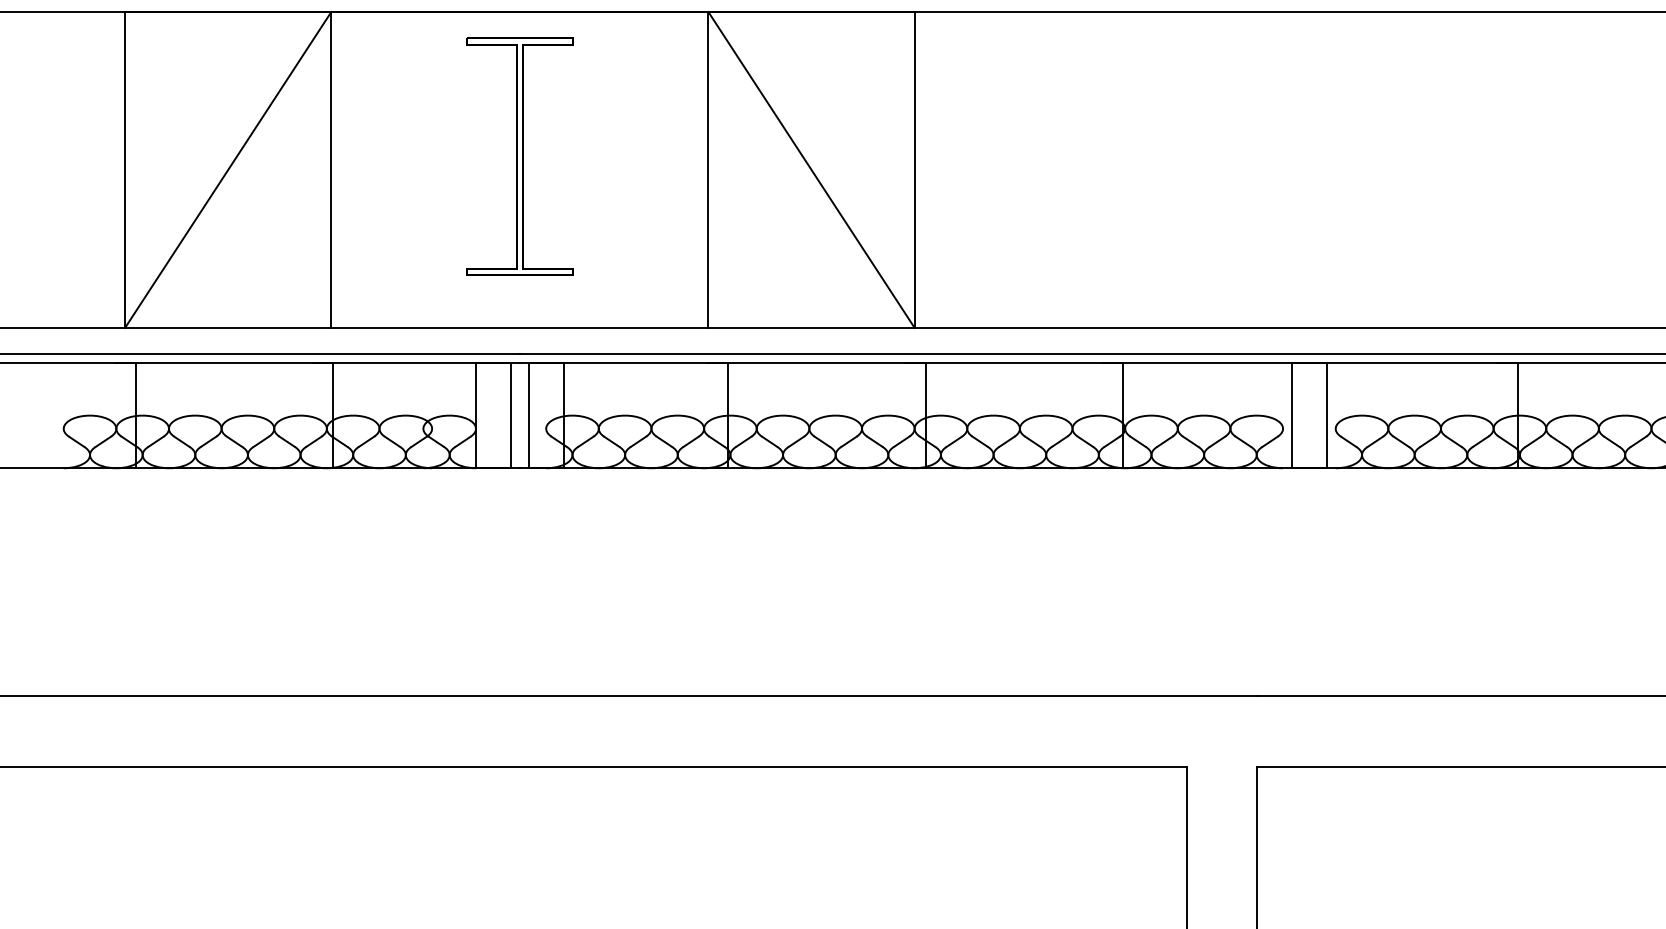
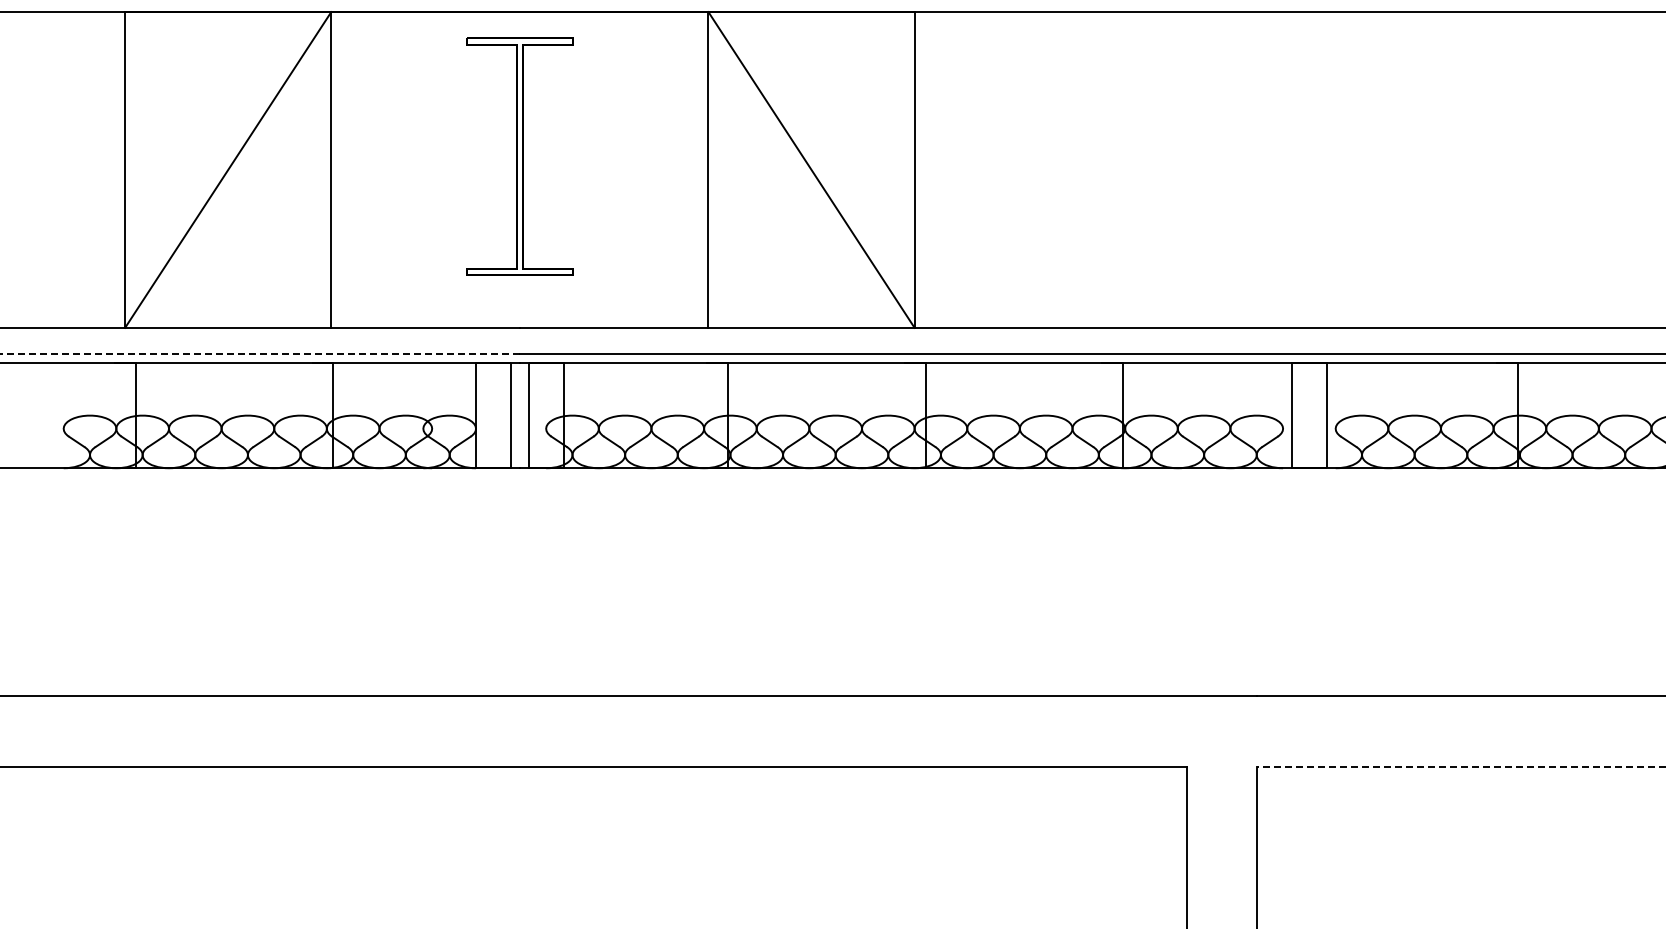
line: solid -> dashed (260, 354)
line: solid -> dashed (1460, 766)
